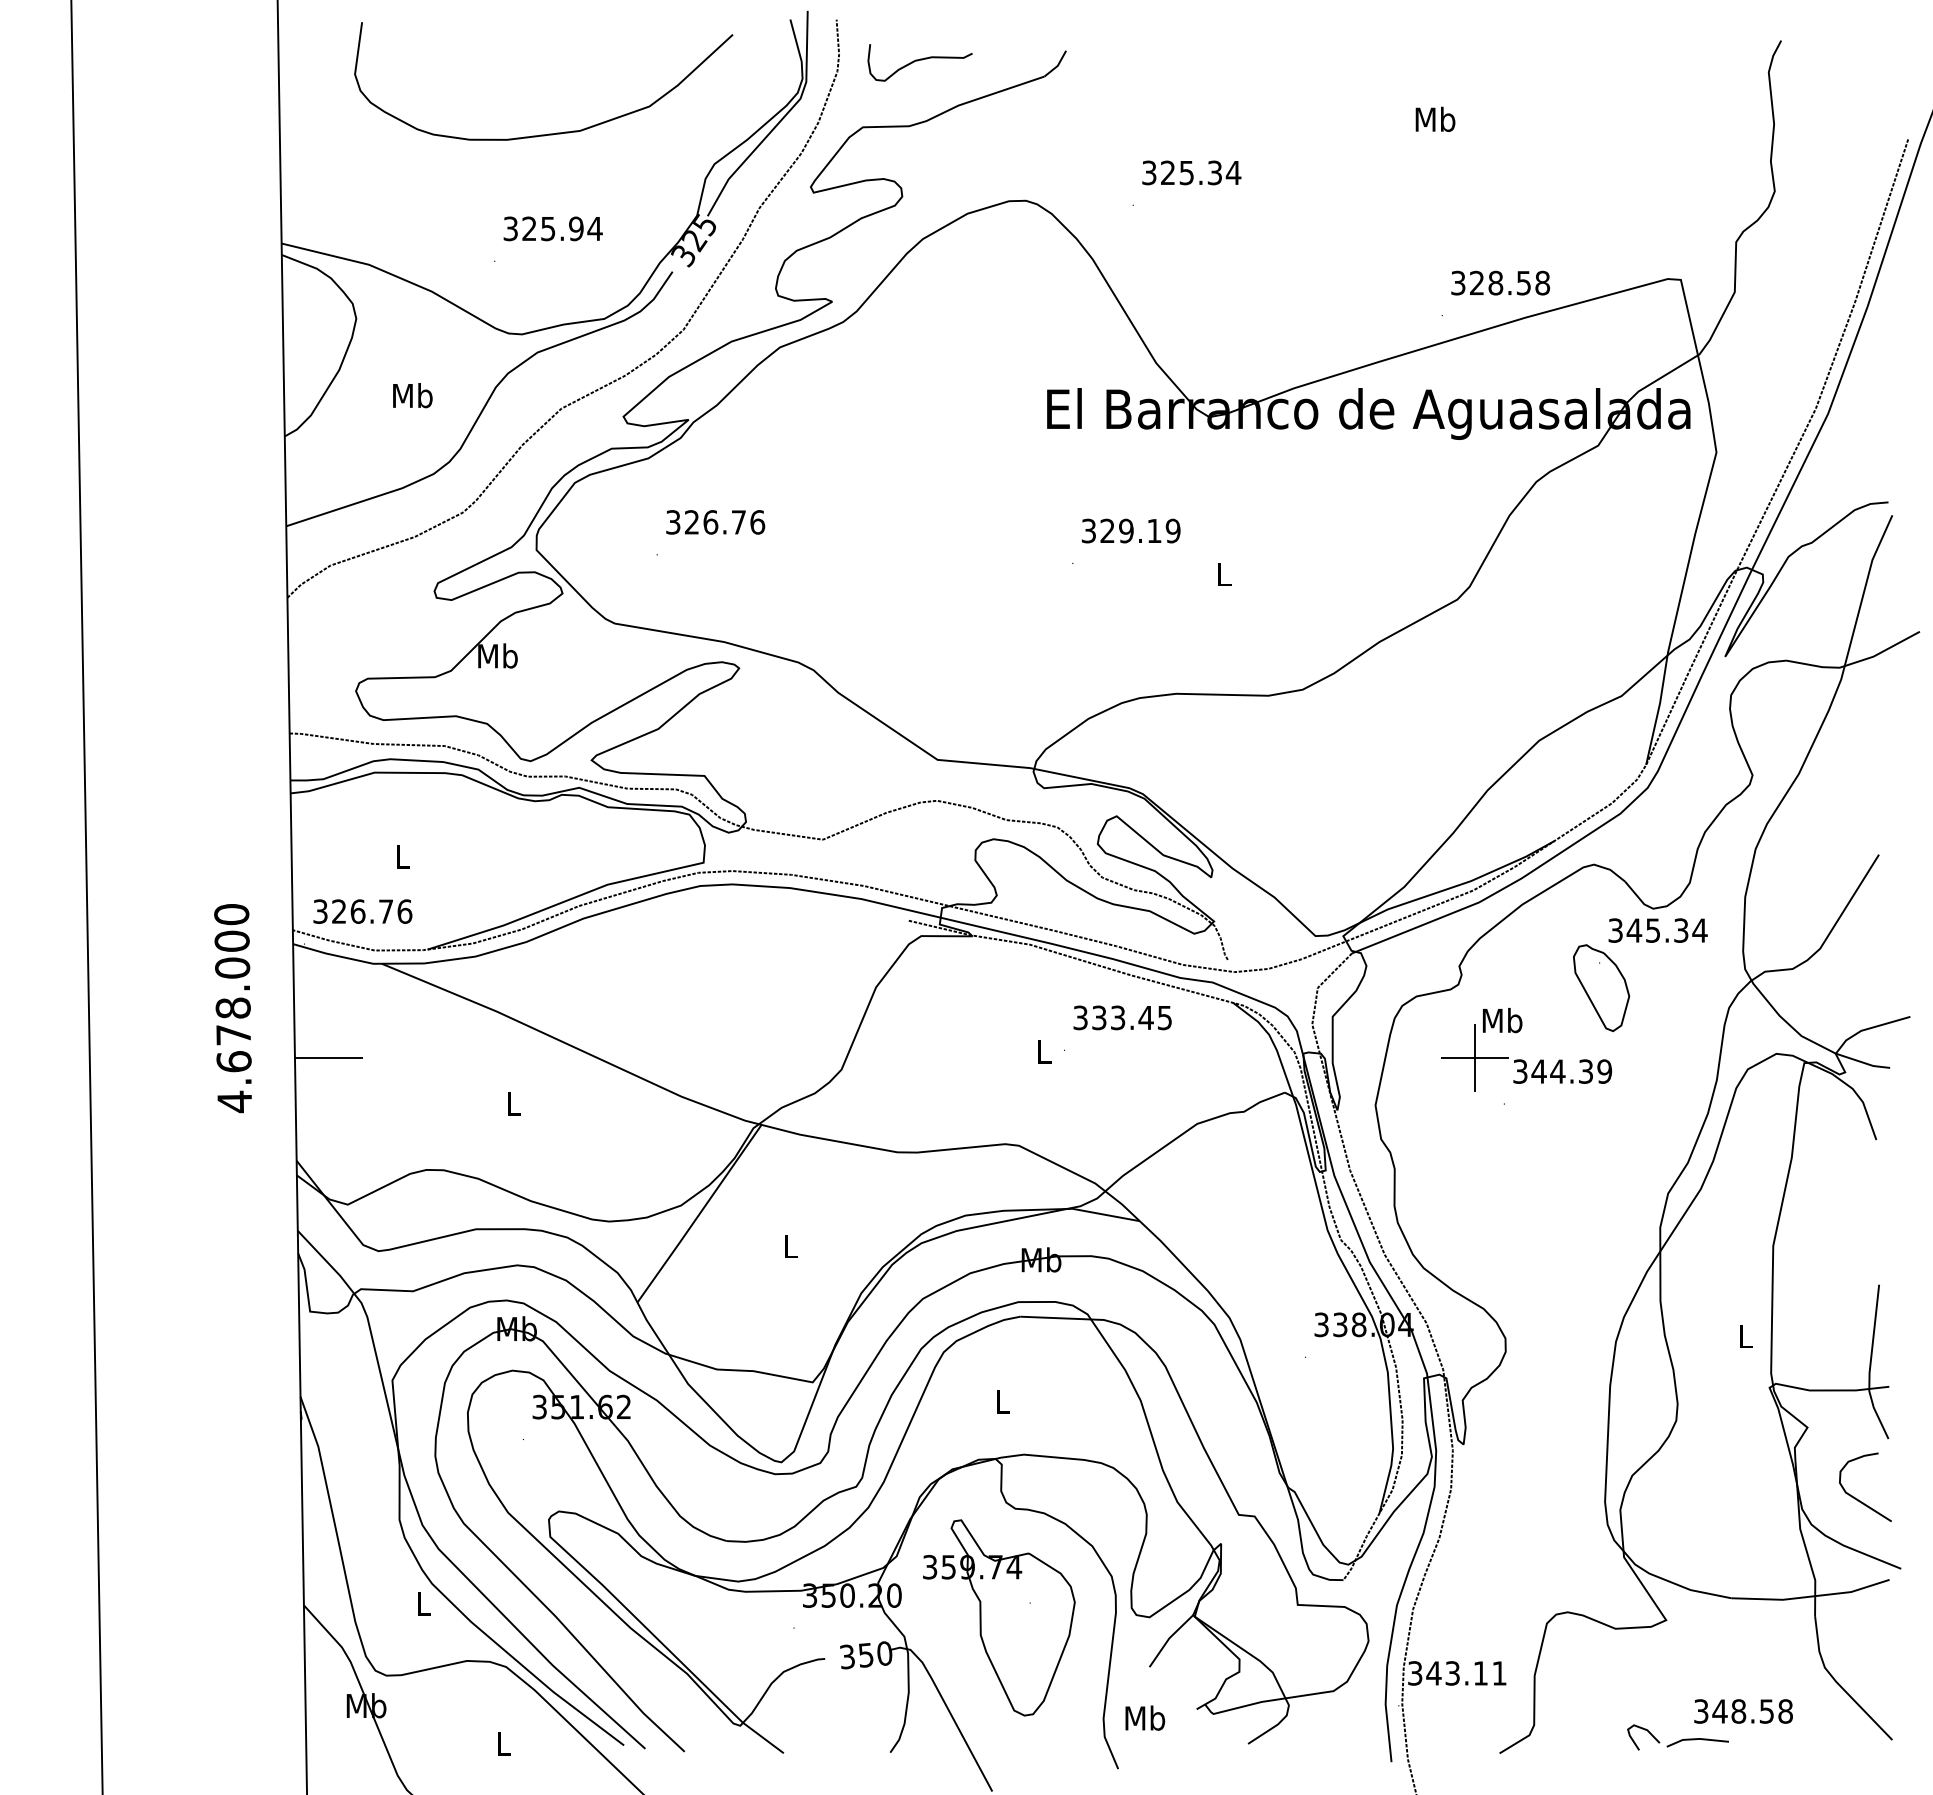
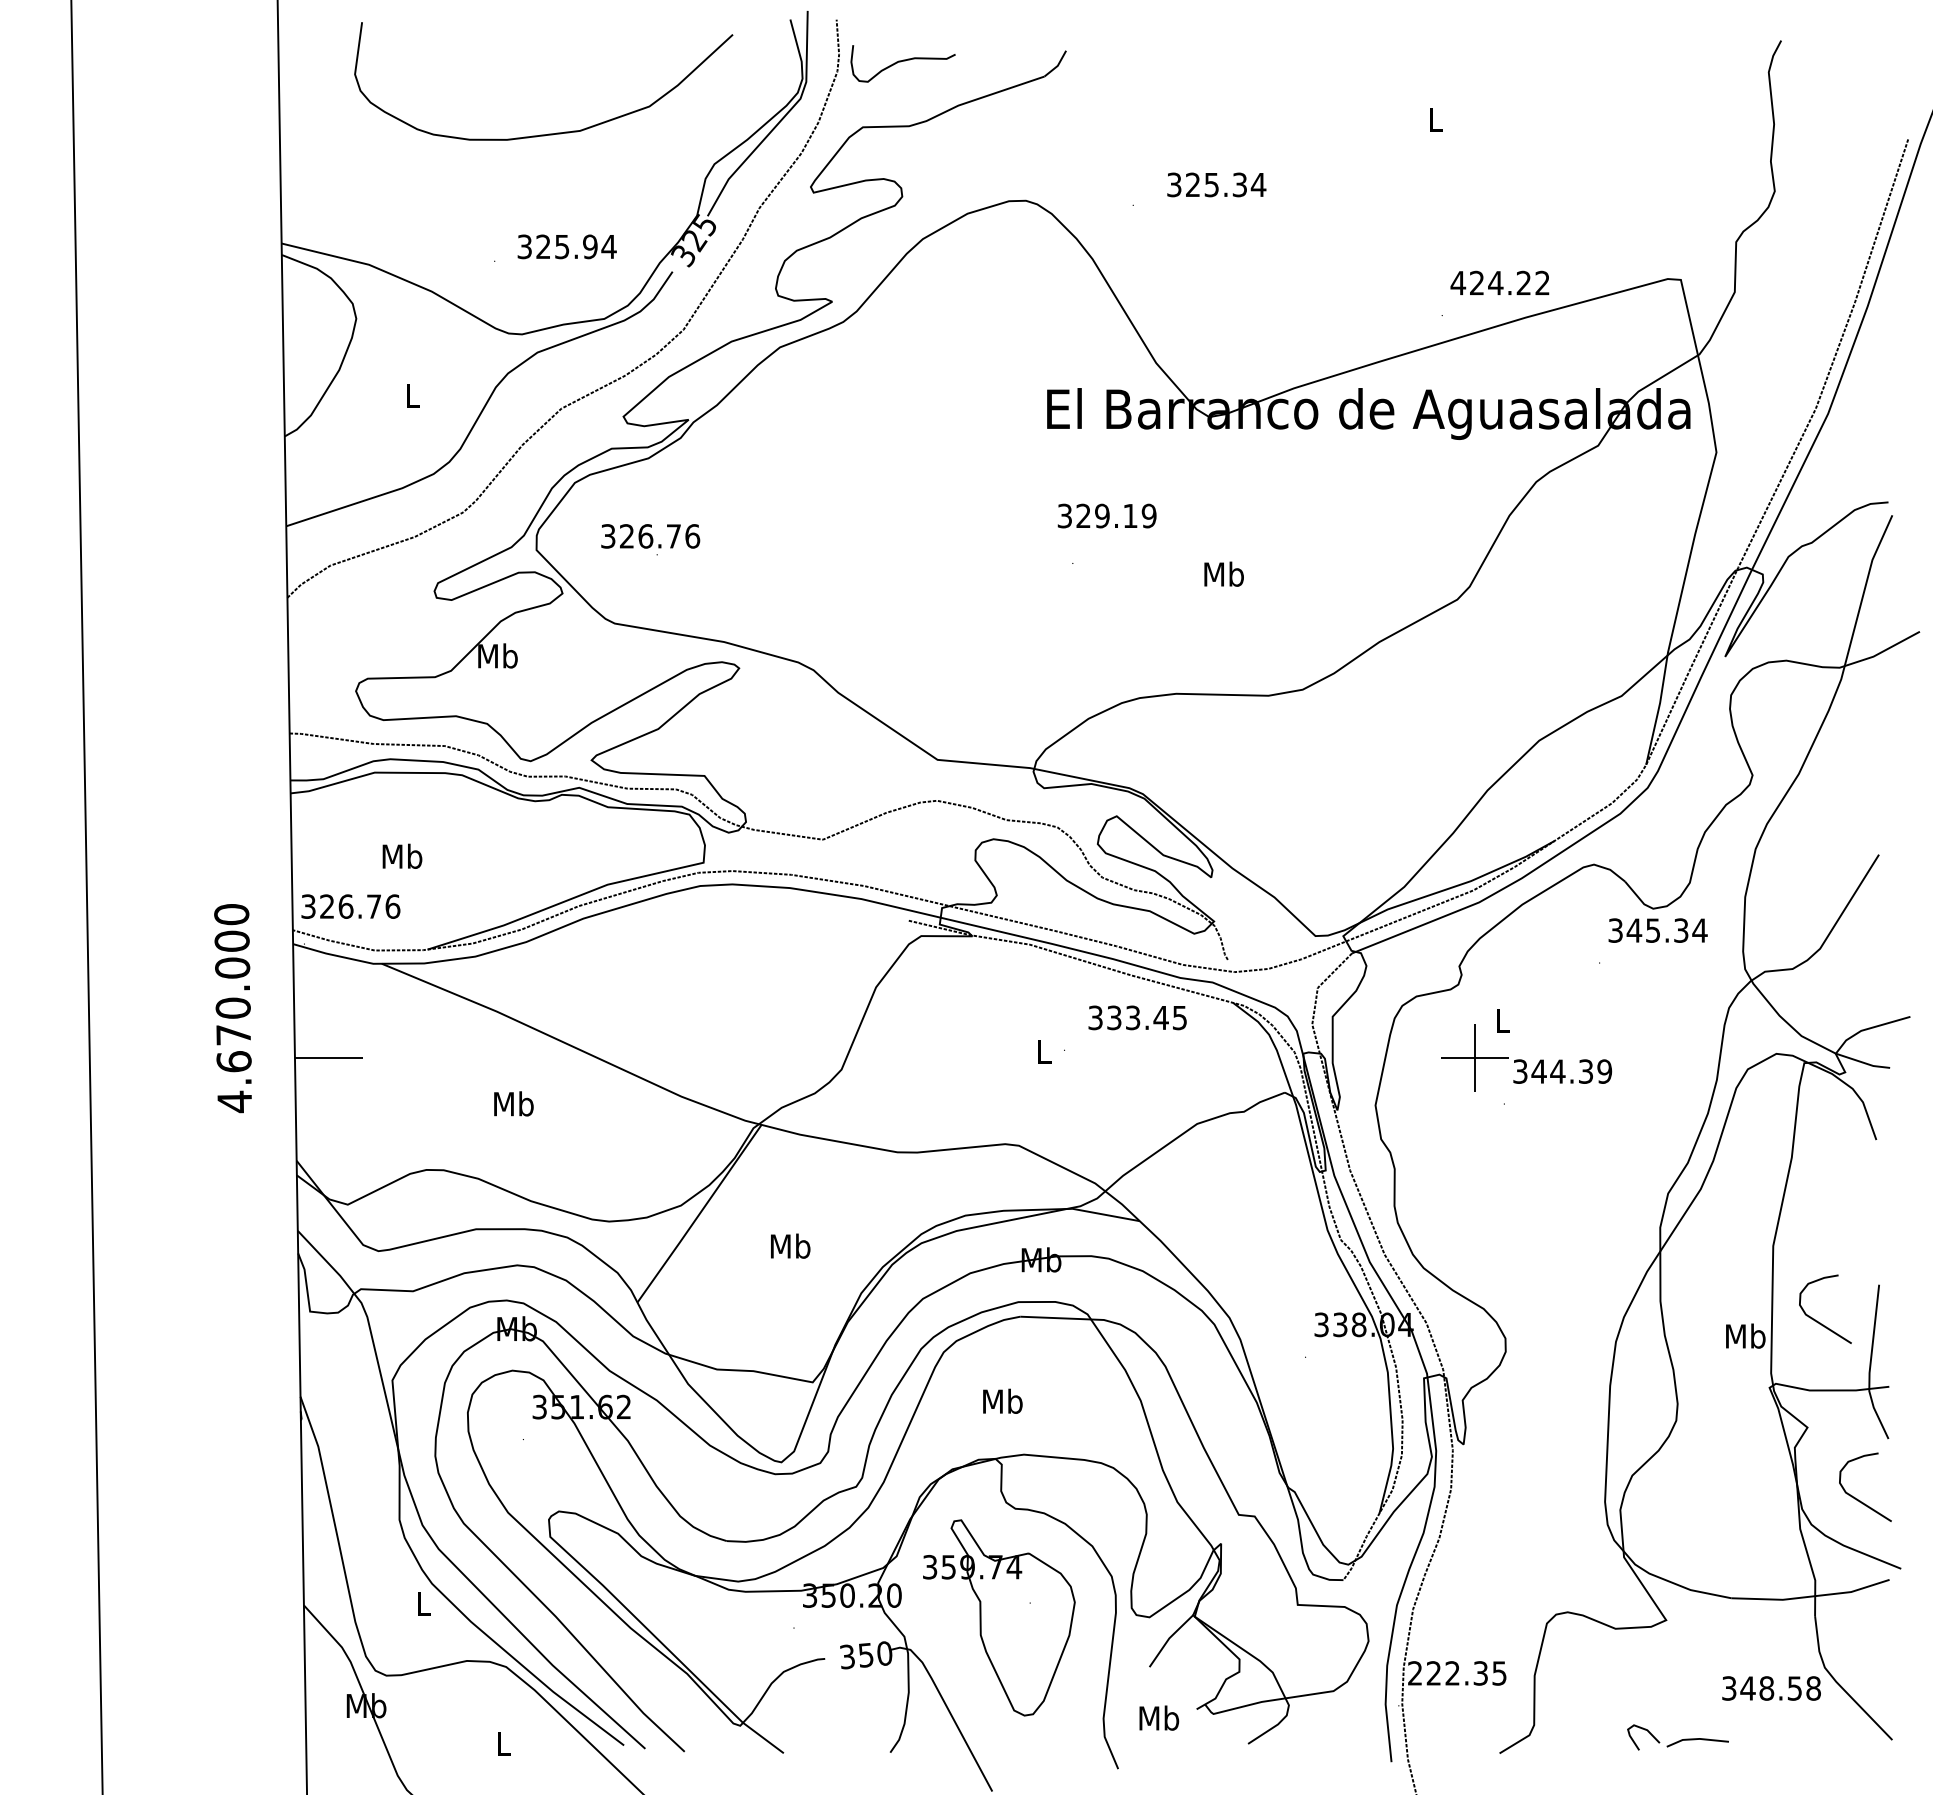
curve position: (919, 60) -> (902, 61) (902, 61)
text: Mb -> L (1435, 118)
text position: (1191, 172) -> (1216, 184) (1216, 184)
text position: (552, 228) -> (566, 246) (566, 246)
text: 328.58 -> 424.22 (1500, 282)
text: Mb -> L (412, 395)
text position: (715, 522) -> (650, 536) (650, 536)
text position: (1130, 530) -> (1106, 515) (1106, 515)
text: L -> Mb (1223, 573)
text: L -> Mb (402, 855)
text position: (362, 911) -> (350, 906) (350, 906)
part: present -> none (1601, 988)
text: 4.678.000 -> 4.670.000 (232, 1007)
text position: (1122, 1017) -> (1137, 1017) (1137, 1017)
text: Mb -> L (1502, 1020)
text: L -> Mb (513, 1103)
text: L -> Mb (790, 1245)
curve: none -> present (1817, 1320)
text: L -> Mb (1745, 1335)
text: L -> Mb (1002, 1400)
text: 343.11 -> 222.35 (1457, 1673)
text position: (1743, 1711) -> (1771, 1688) (1771, 1688)
text position: (1145, 1717) -> (1159, 1717) (1159, 1717)
